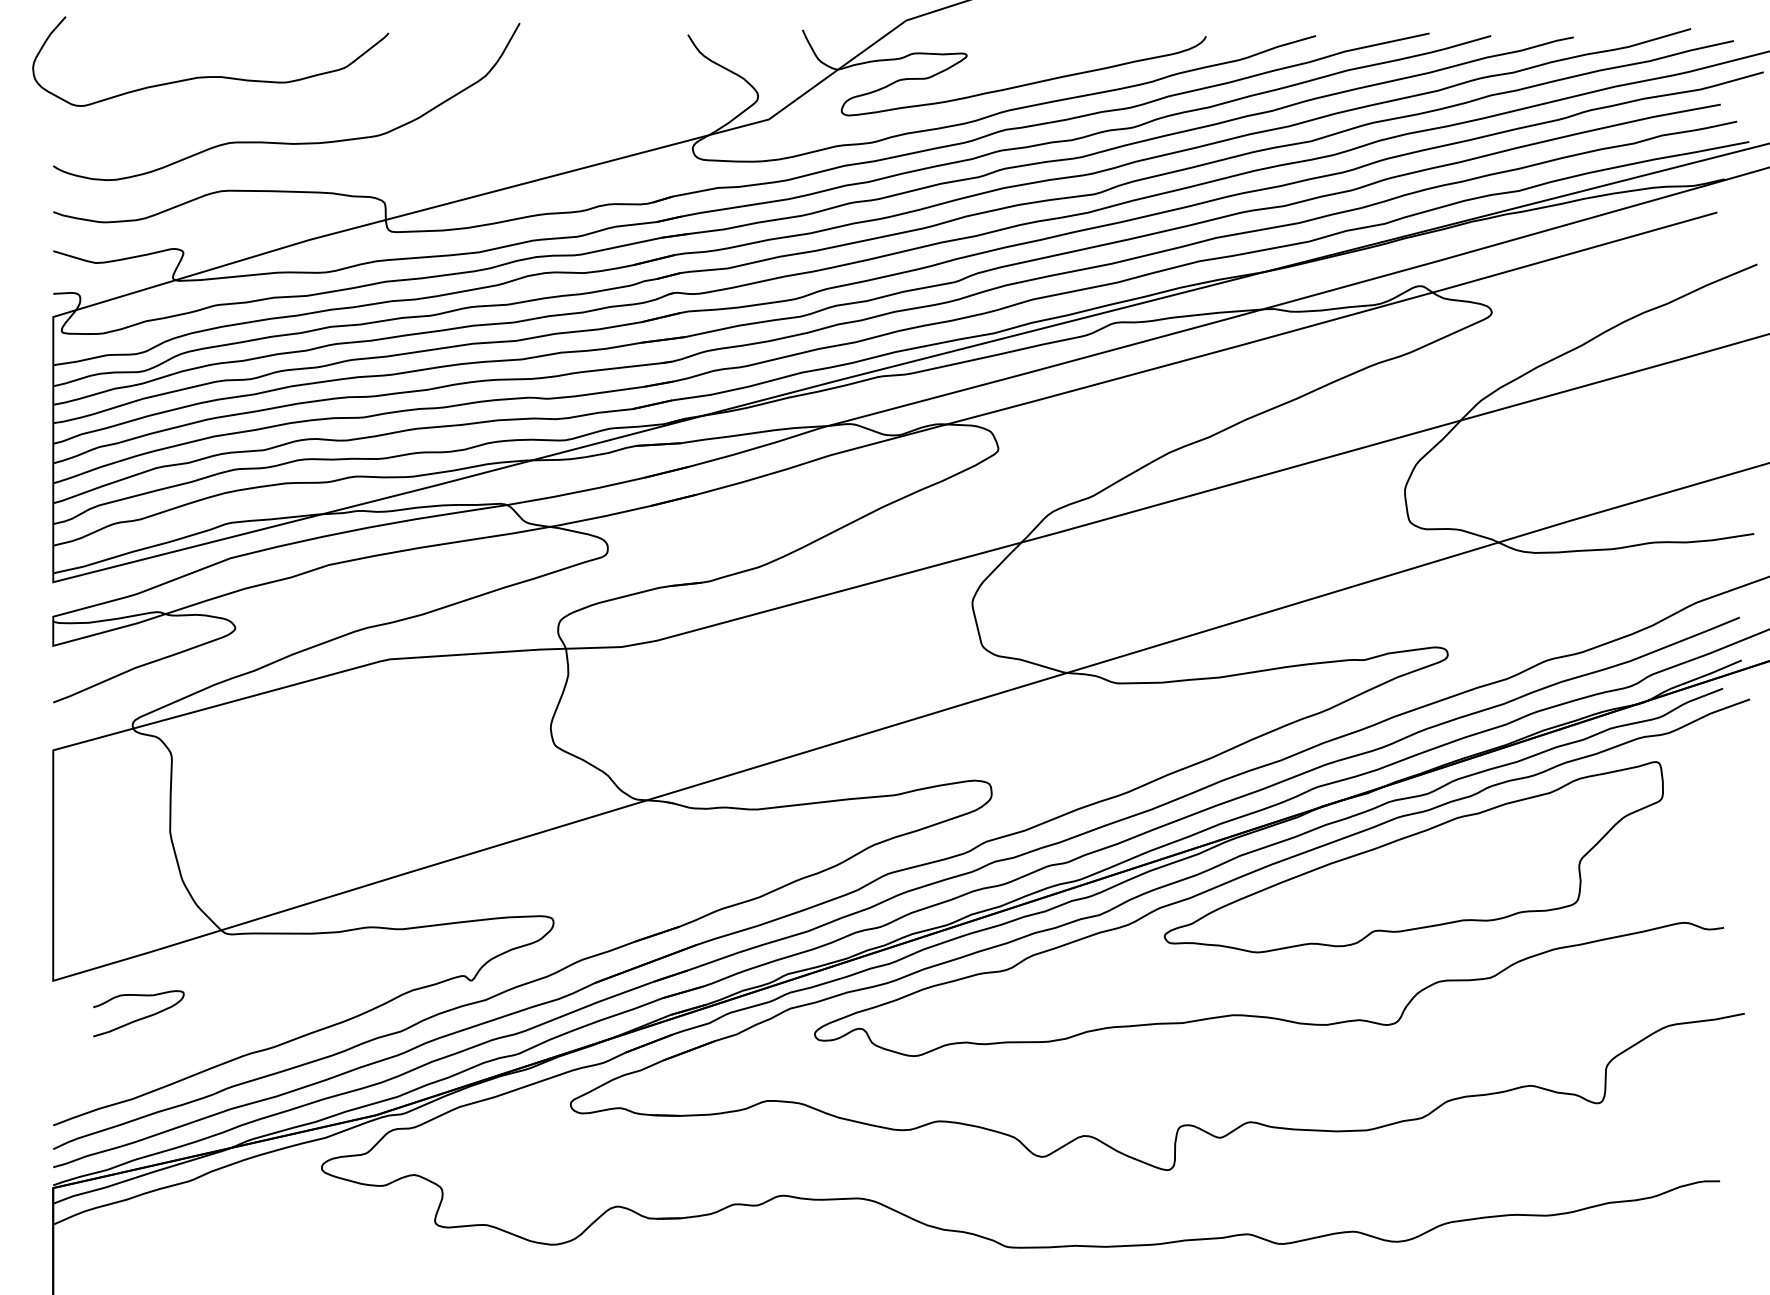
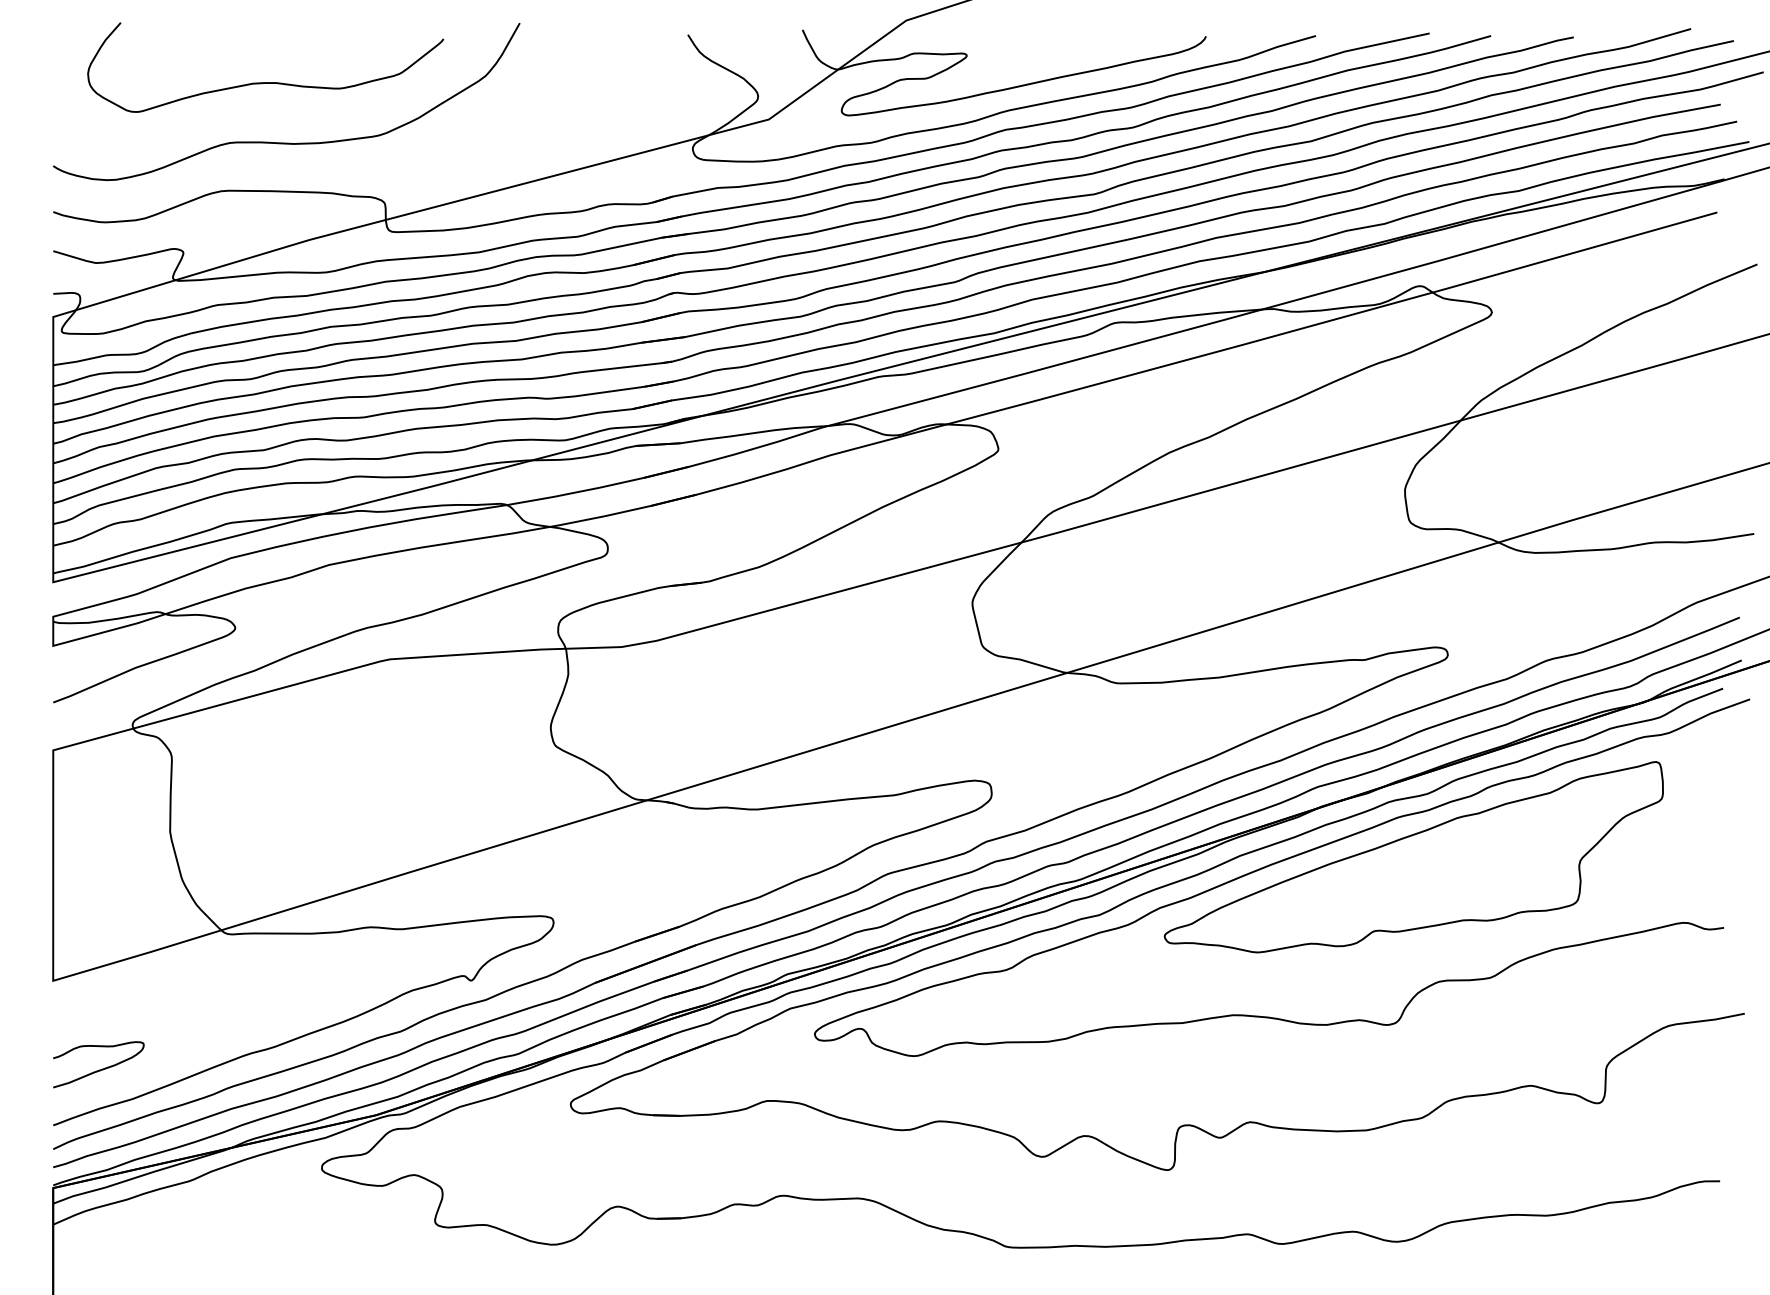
curve position: (210, 76) -> (265, 82) (265, 82)
curve position: (139, 1018) -> (99, 1069) (99, 1069)
